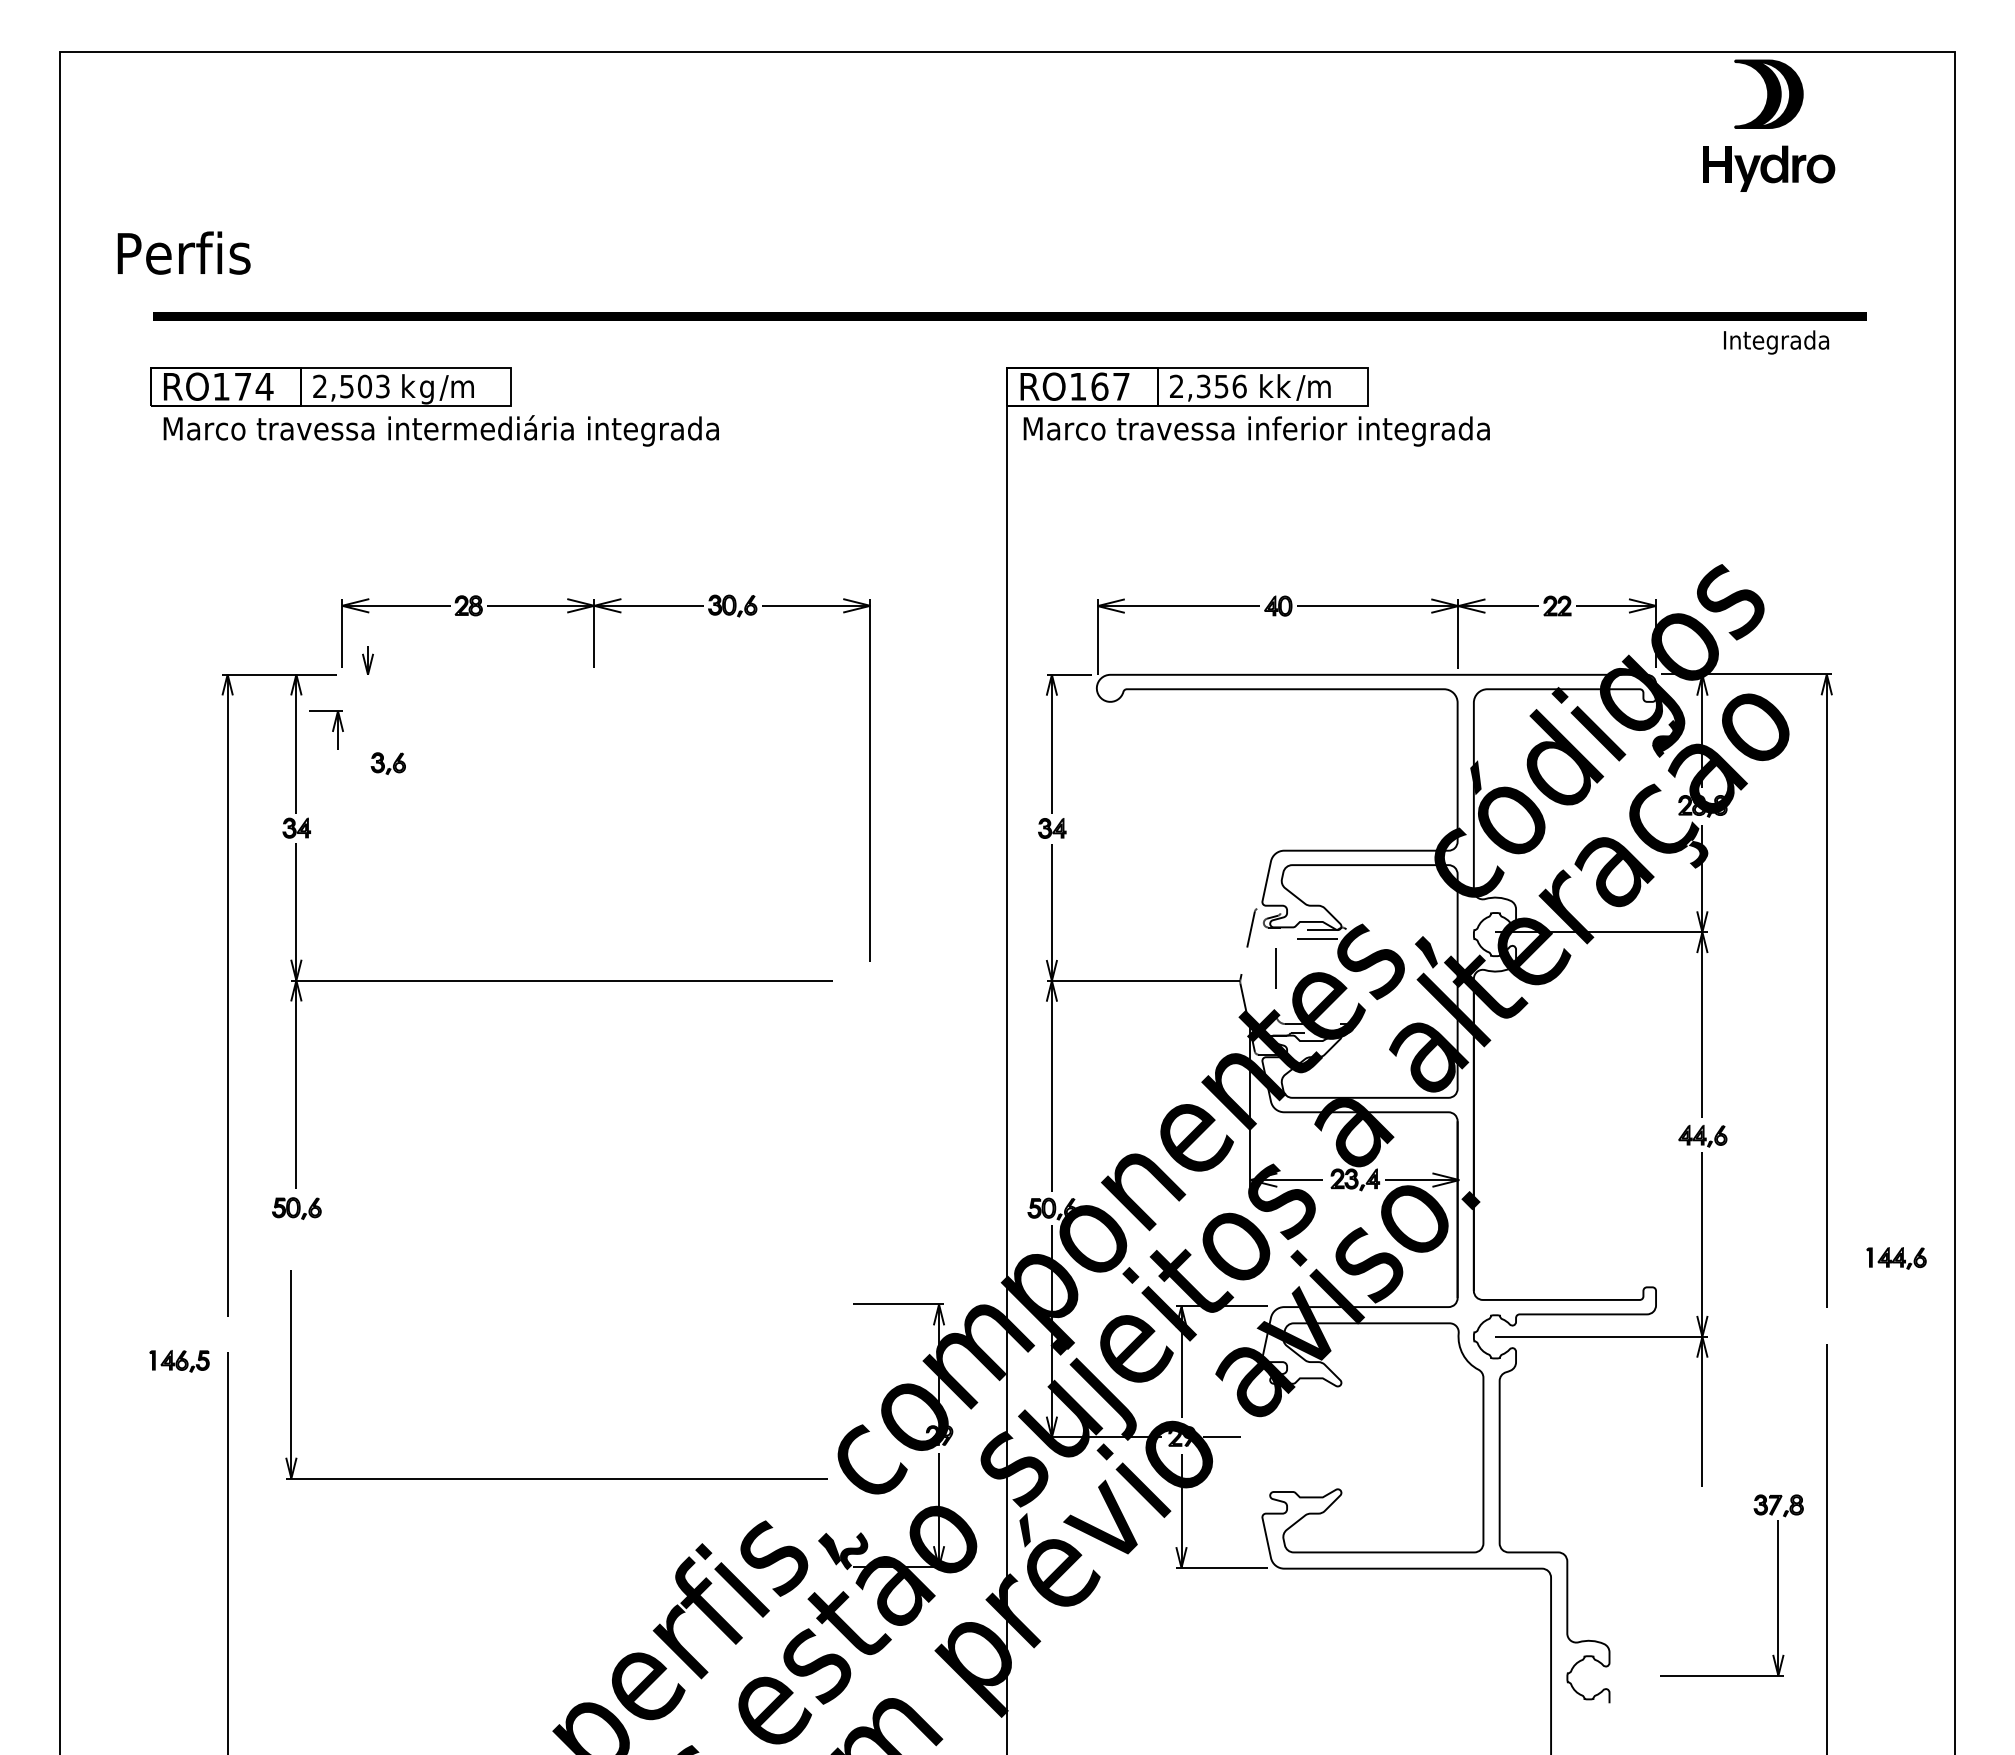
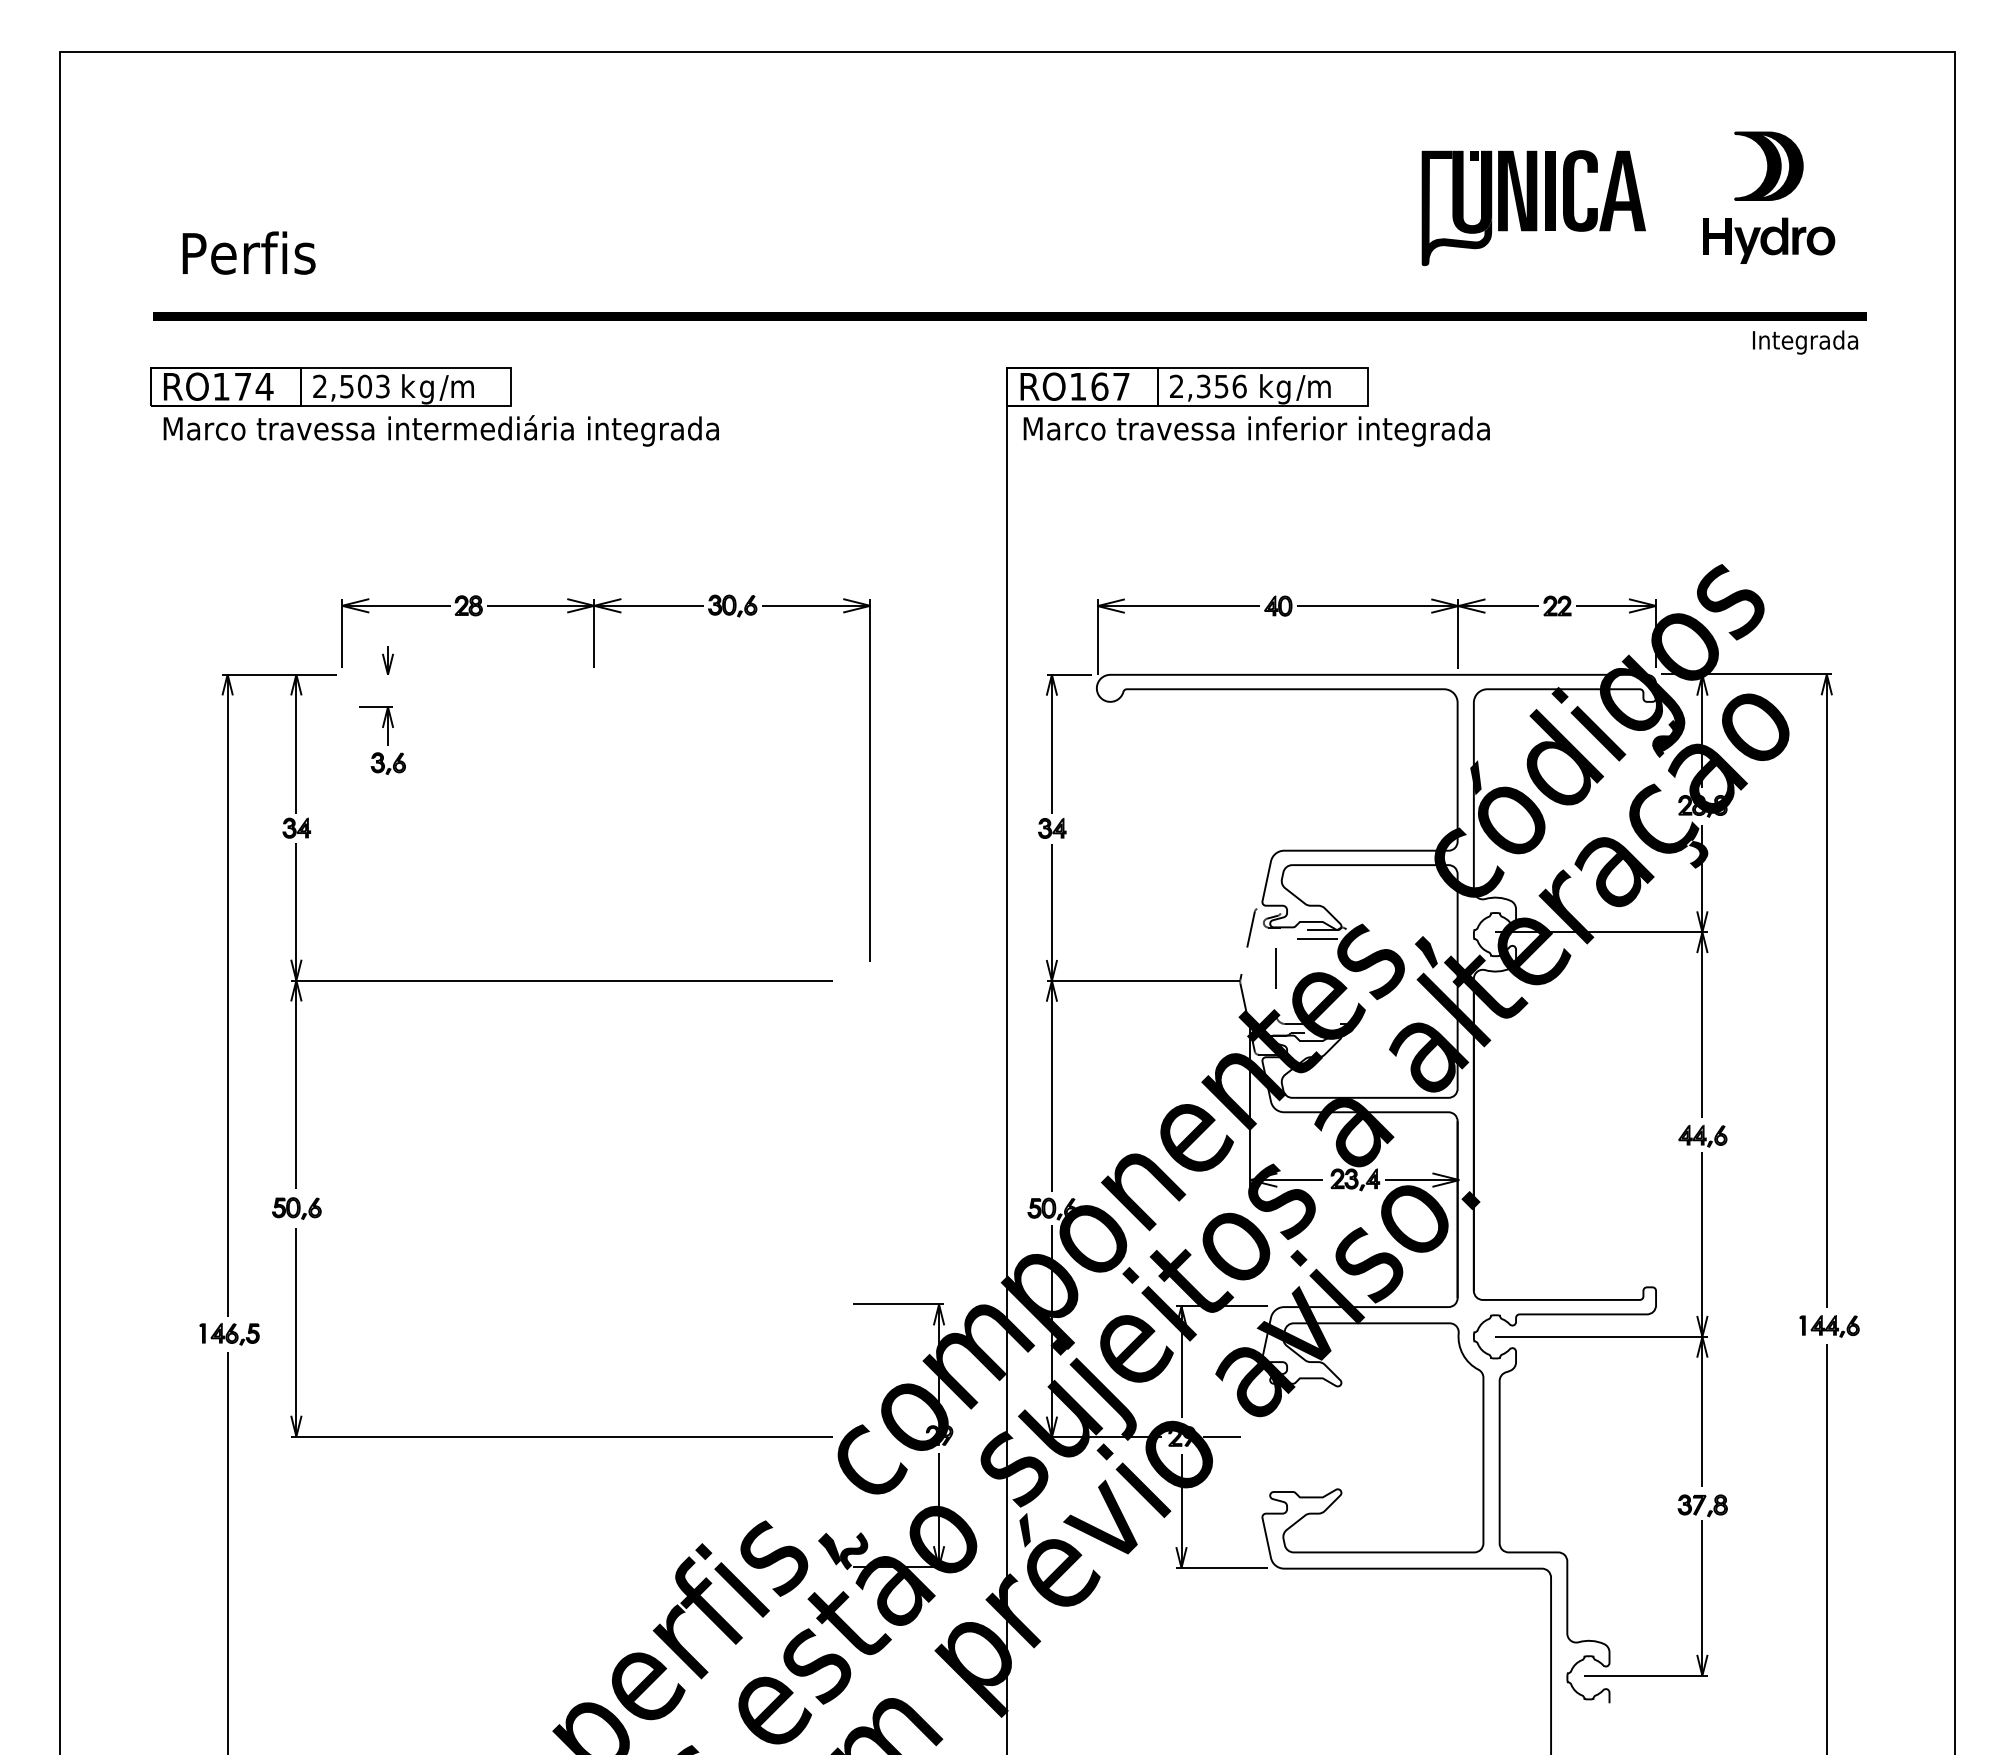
part position: (1769, 125) -> (1769, 197) (1769, 197)
part: none -> present (1533, 208)
text position: (183, 252) -> (248, 252) (248, 252)
text position: (1776, 342) -> (1805, 342) (1805, 342)
text: k -> g (1283, 389)
part position: (367, 660) -> (387, 660) (387, 660)
part position: (326, 729) -> (376, 725) (376, 725)
part position: (1896, 1258) -> (1829, 1326) (1829, 1326)
part position: (179, 1361) -> (229, 1334) (229, 1334)
part position: (556, 1478) -> (561, 1436) (561, 1436)
part position: (1777, 1585) -> (1701, 1585) (1701, 1585)
